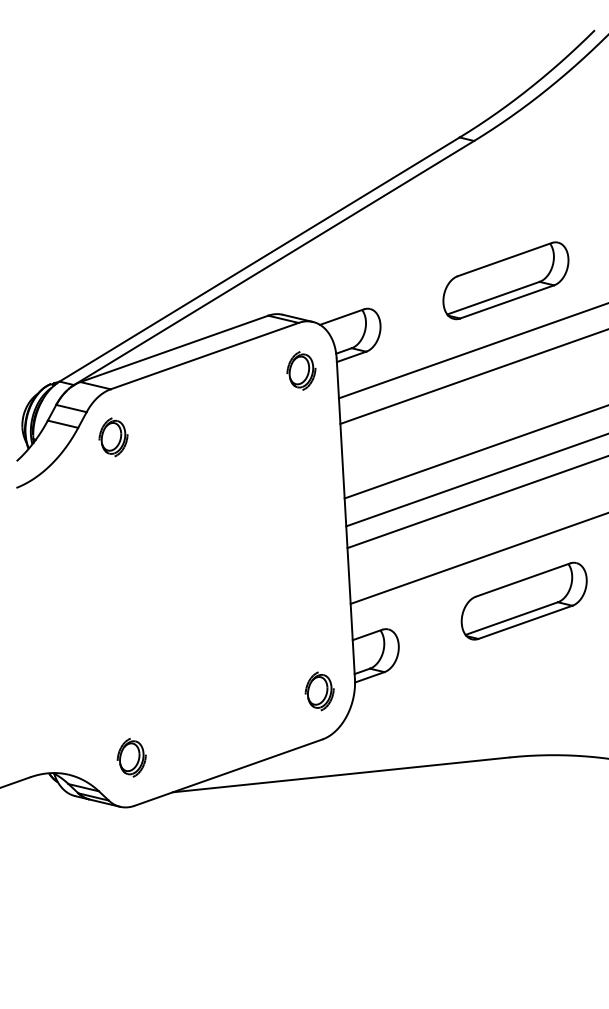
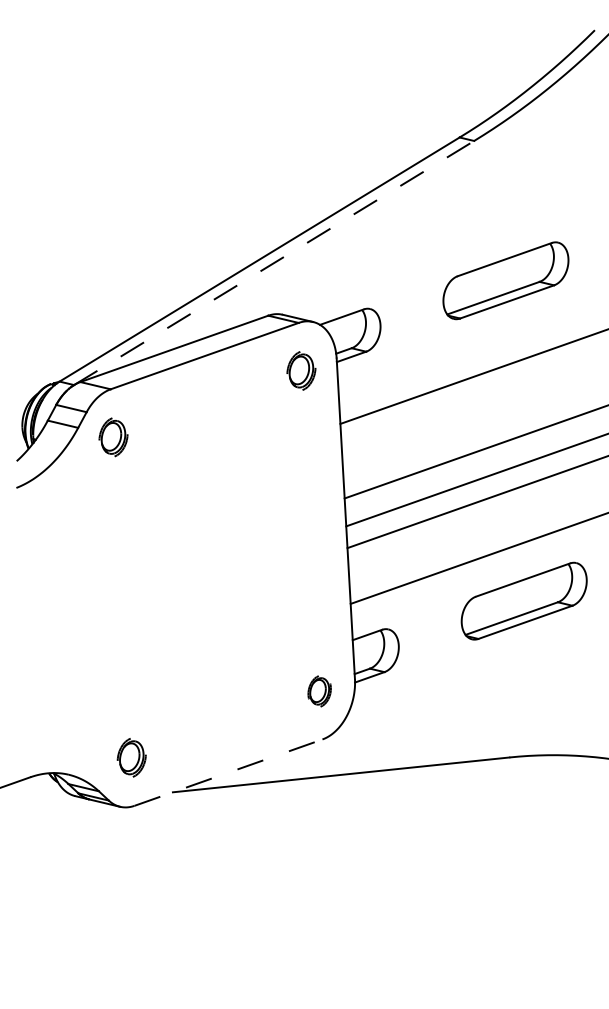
line: solid -> dashed (274, 262)
line: present -> none (471, 351)
part size: 31x41 px -> 25x33 px (319, 691)
line: solid -> dashed (228, 772)
